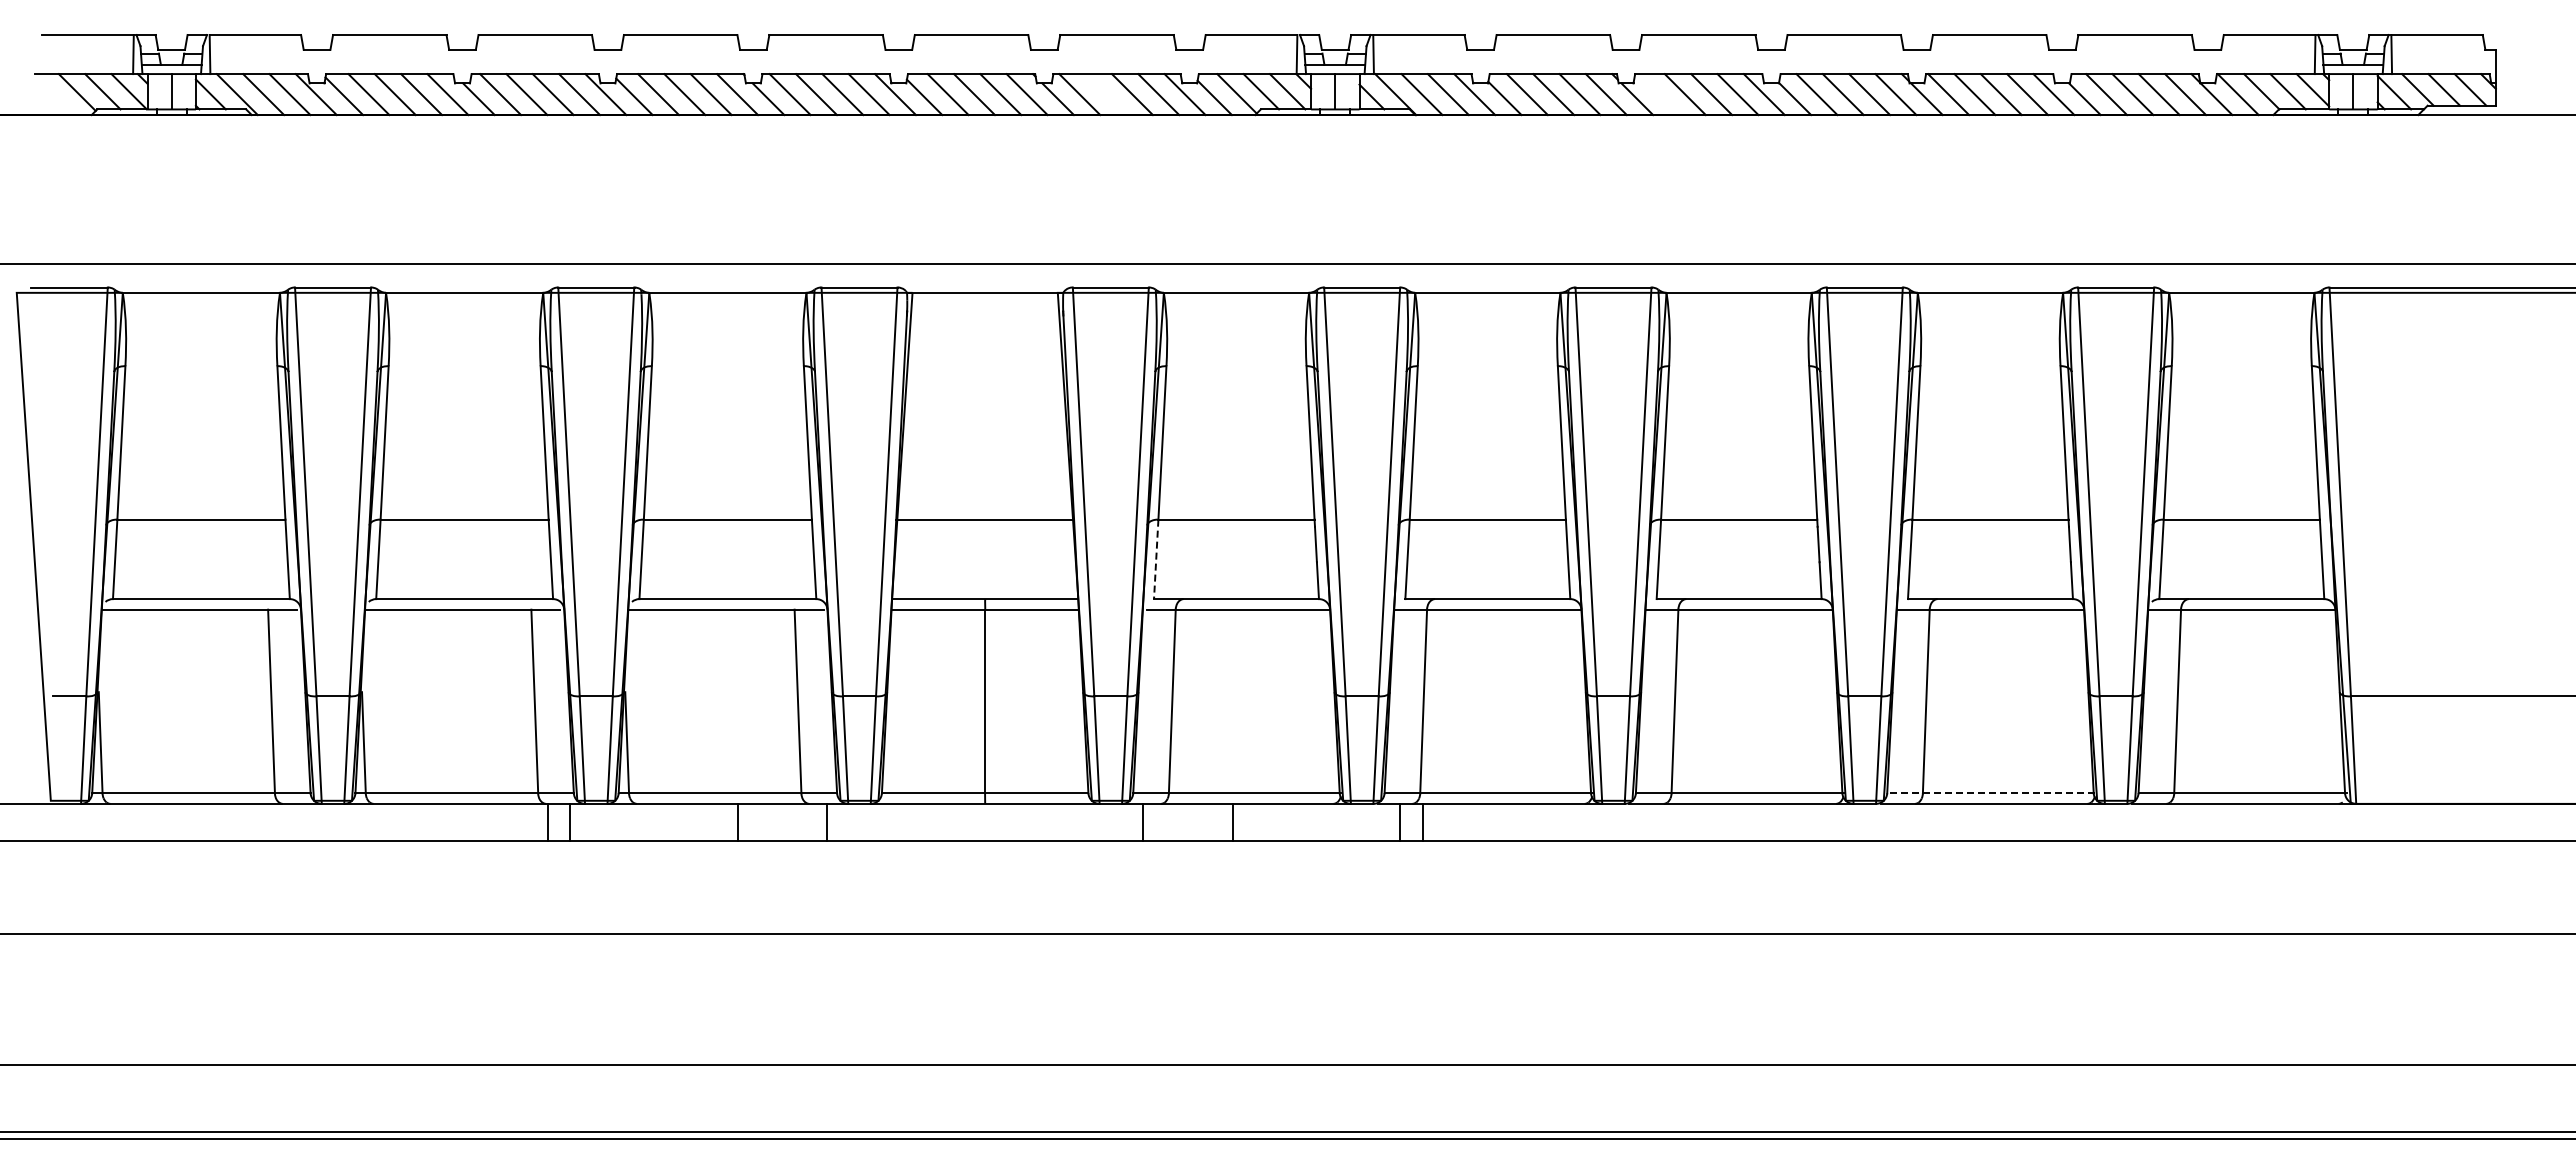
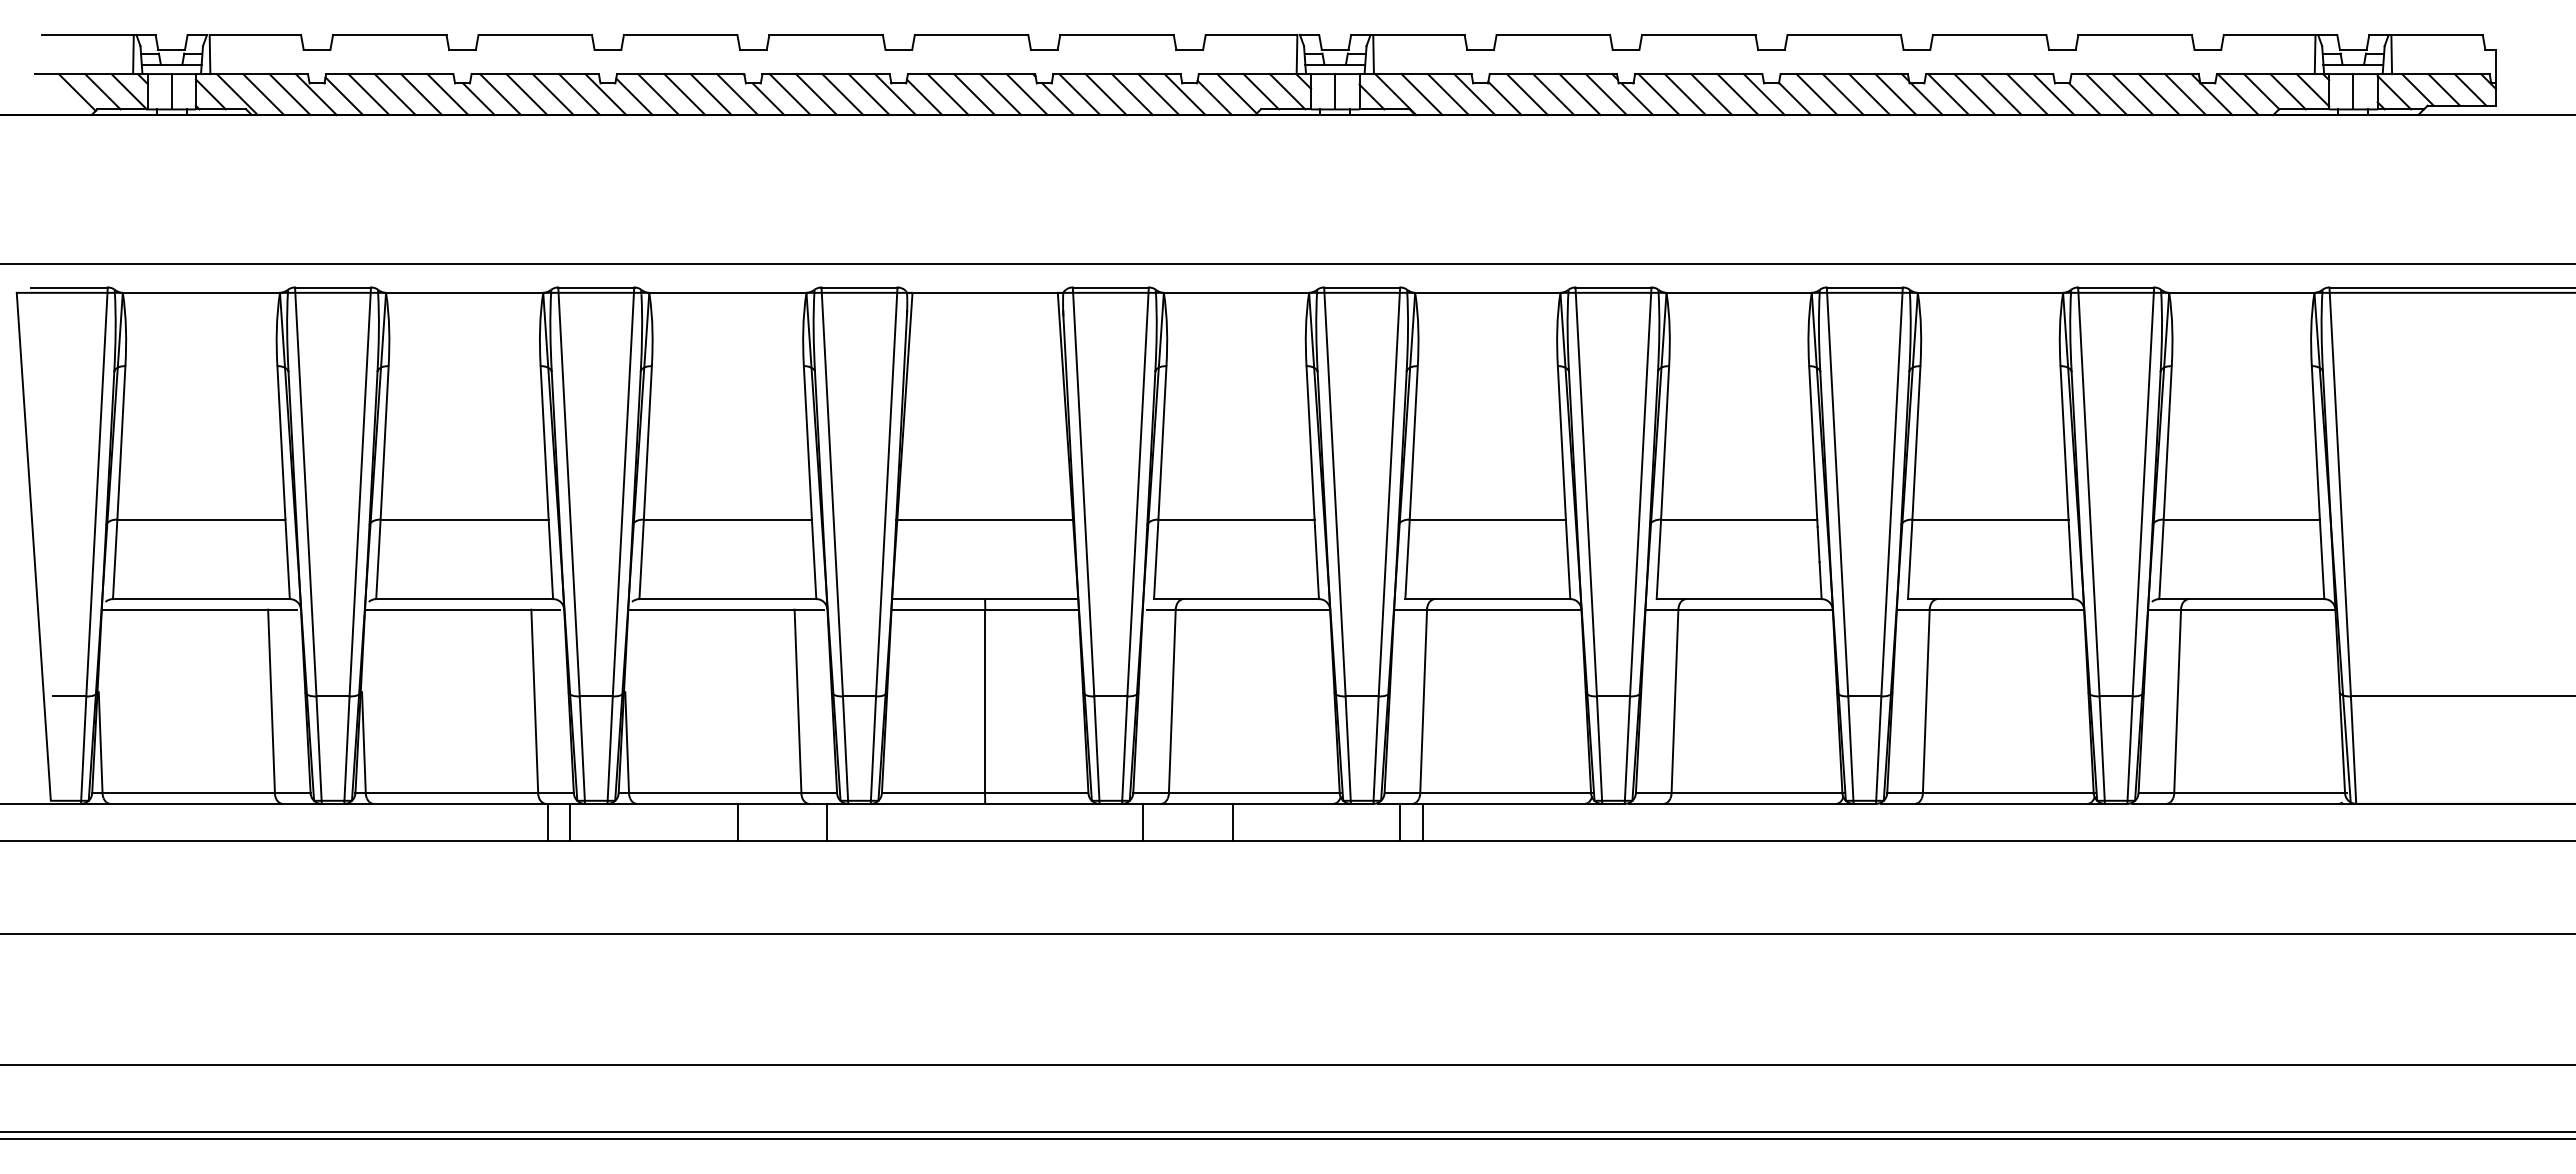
line: none -> present (1105, 94)
line: none -> present (1658, 94)
line: dashed -> solid (1156, 559)
line: dashed -> solid (1990, 793)
